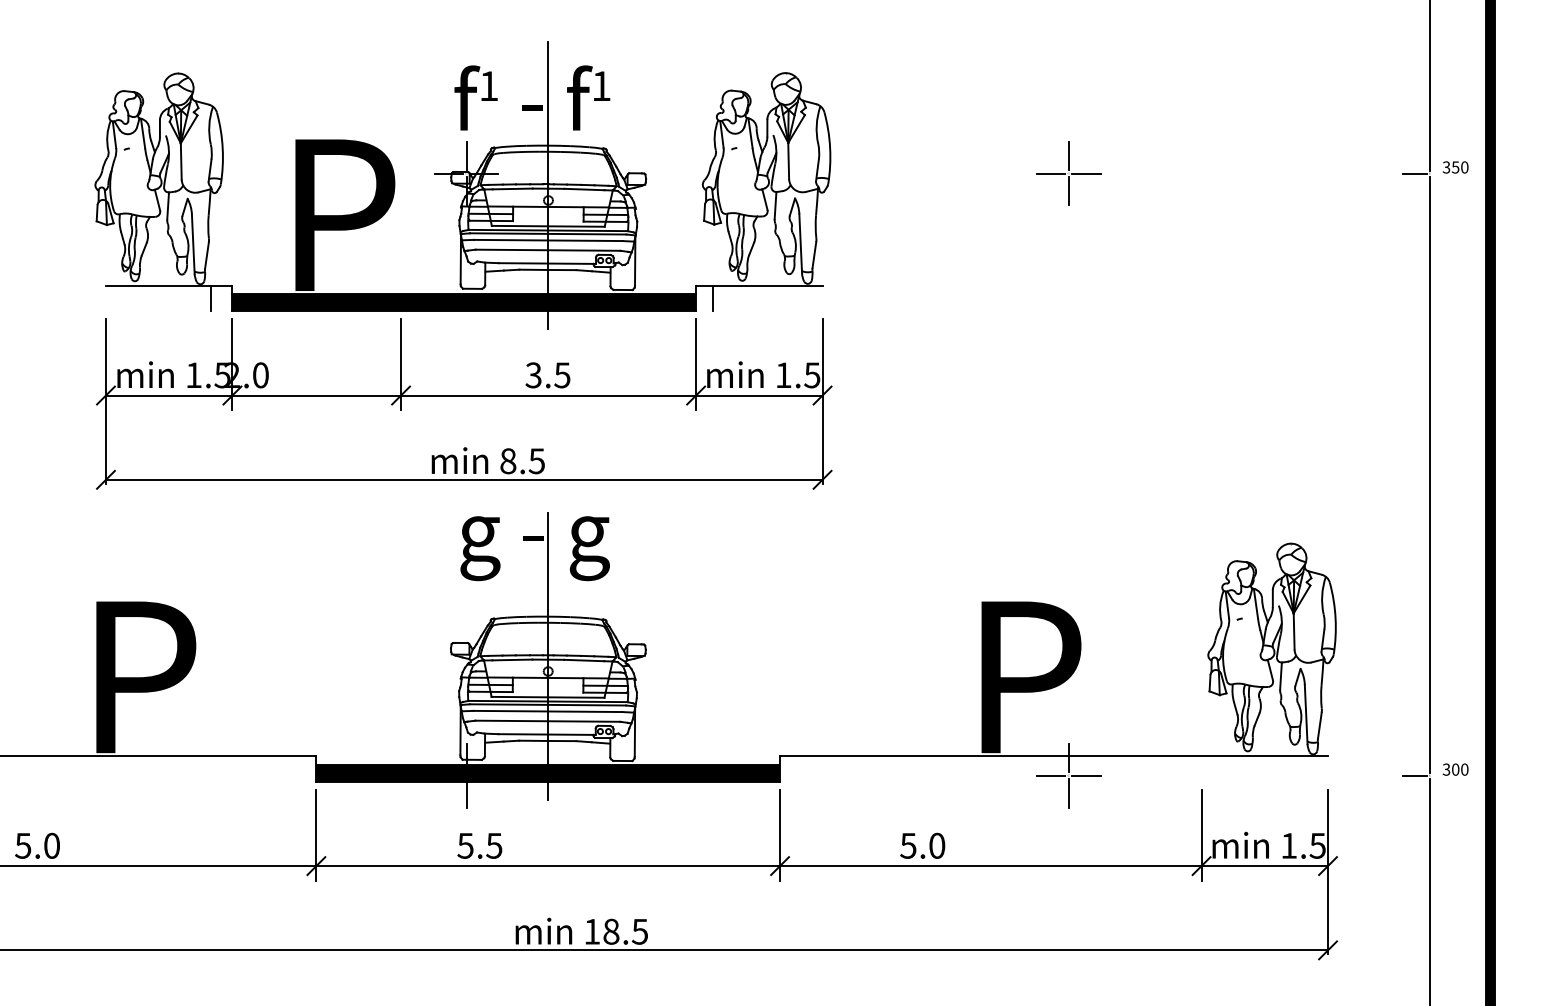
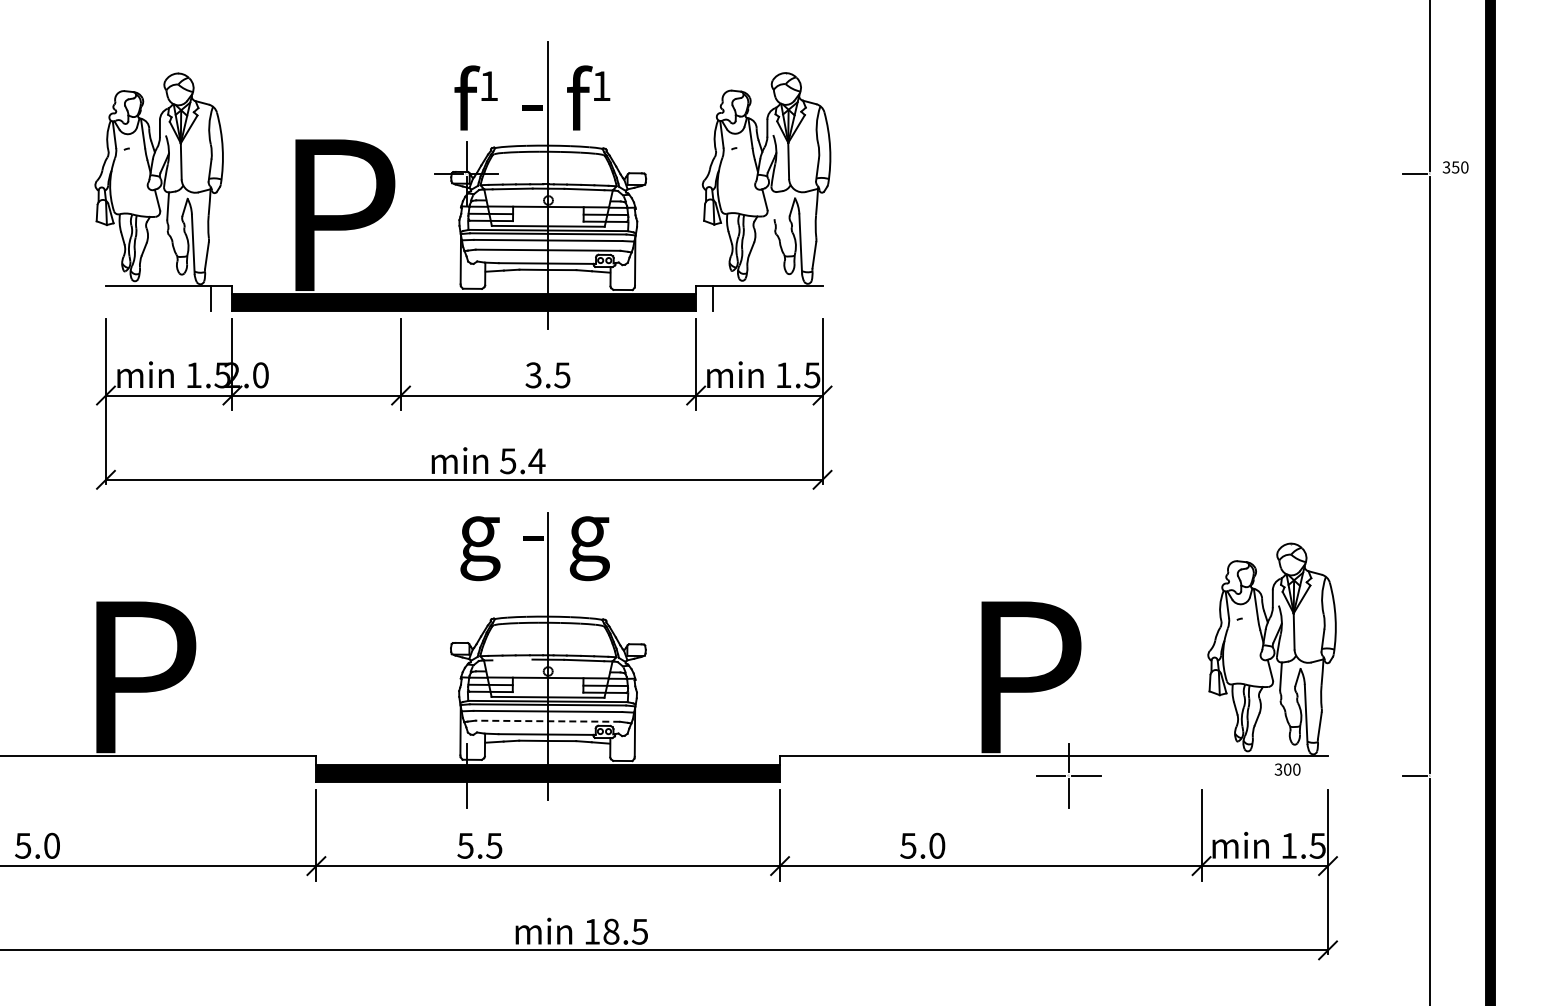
part: present -> none (1068, 173)
line: present -> none (775, 205)
text: 8.5 -> 5.4 (522, 461)
line: present -> none (512, 659)
line: solid -> dashed (547, 721)
text position: (1455, 769) -> (1287, 769) (1287, 769)
